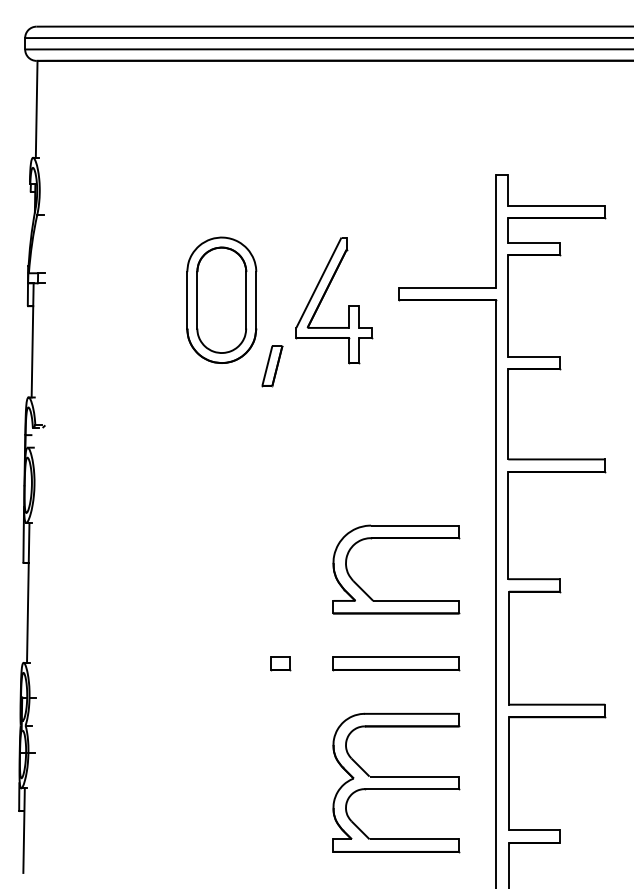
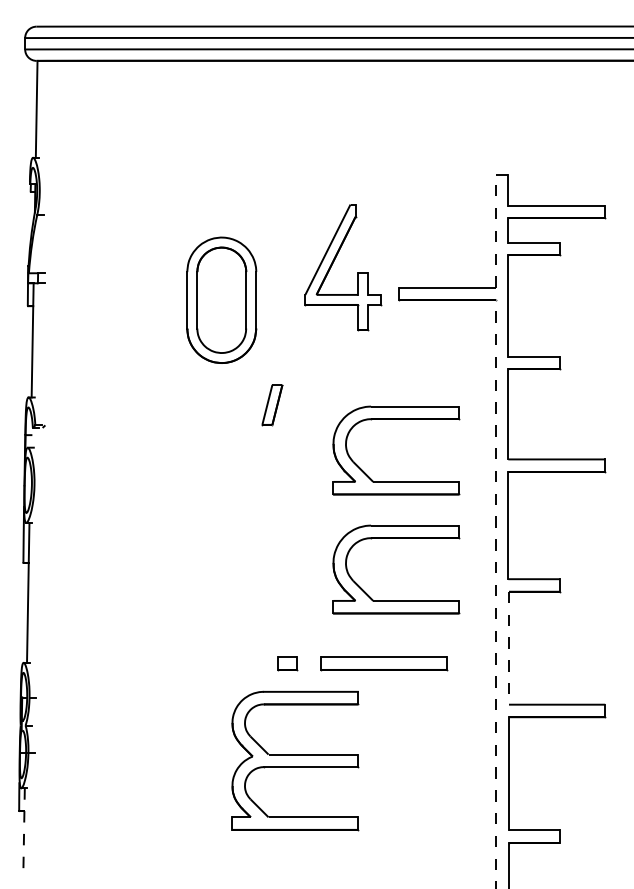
line: solid -> dashed (495, 230)
part position: (324, 296) -> (333, 263) (333, 263)
part position: (272, 366) -> (272, 405) (272, 405)
part: none -> present (396, 419)
line: solid -> dashed (495, 594)
line: solid -> dashed (509, 648)
part position: (280, 663) -> (287, 663) (287, 663)
part position: (396, 663) -> (384, 663) (384, 663)
part position: (396, 782) -> (295, 760) (295, 760)
line: solid -> dashed (24, 831)
